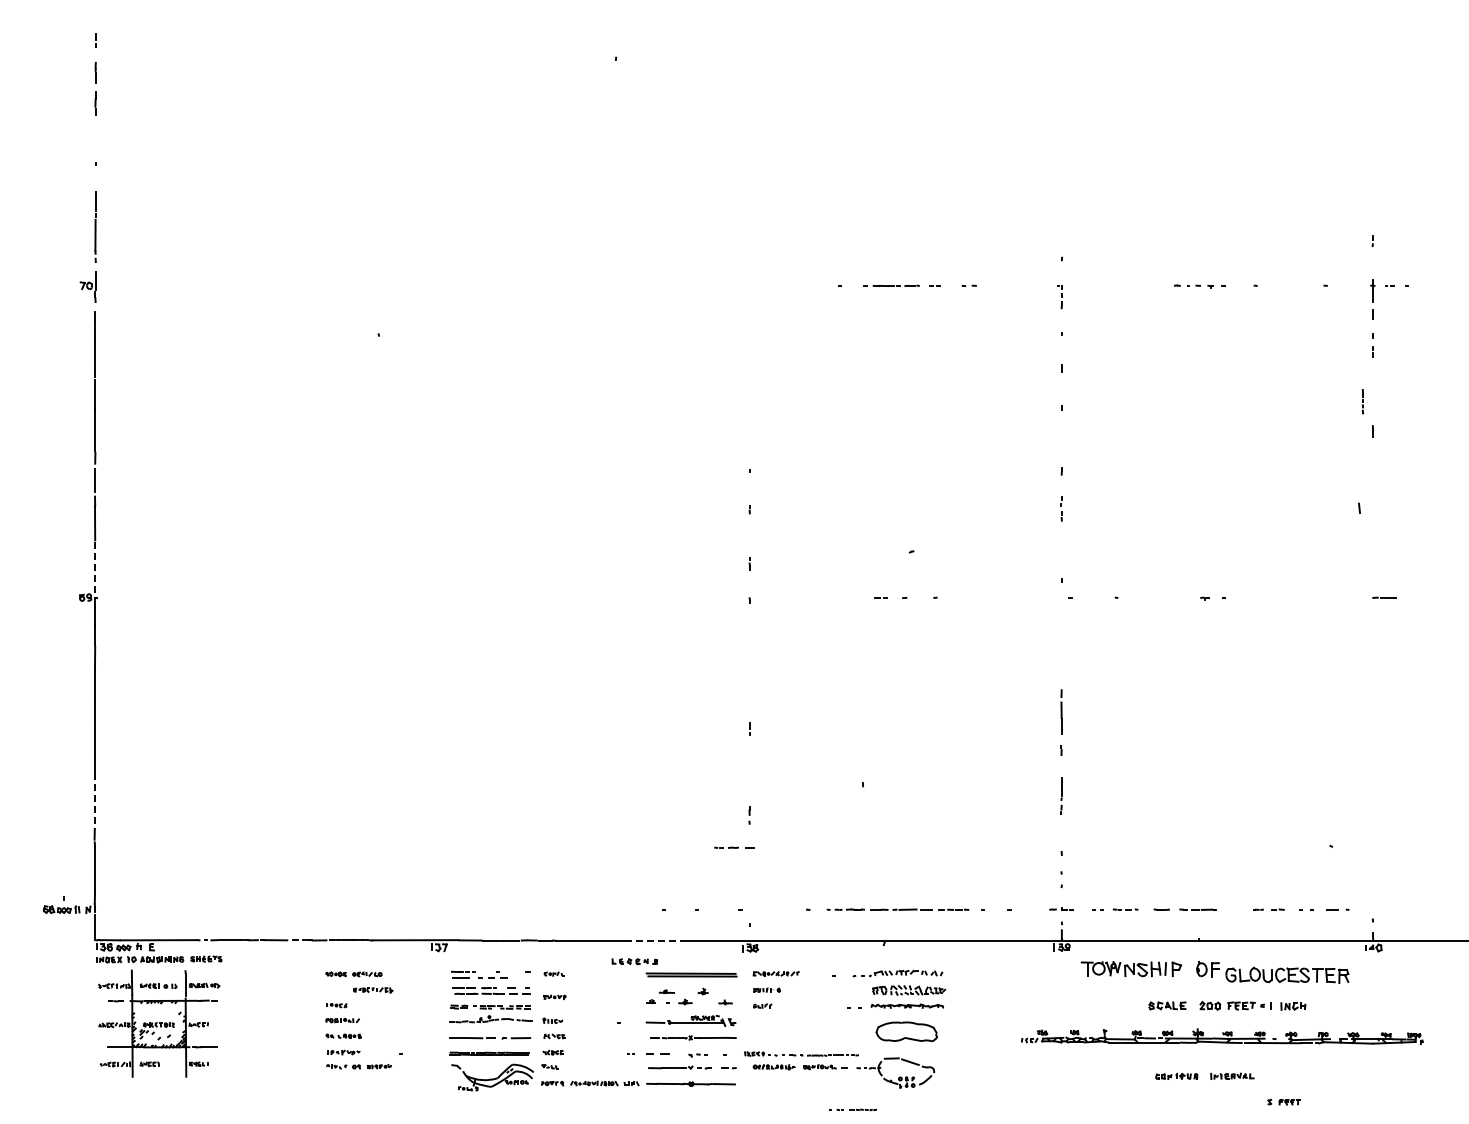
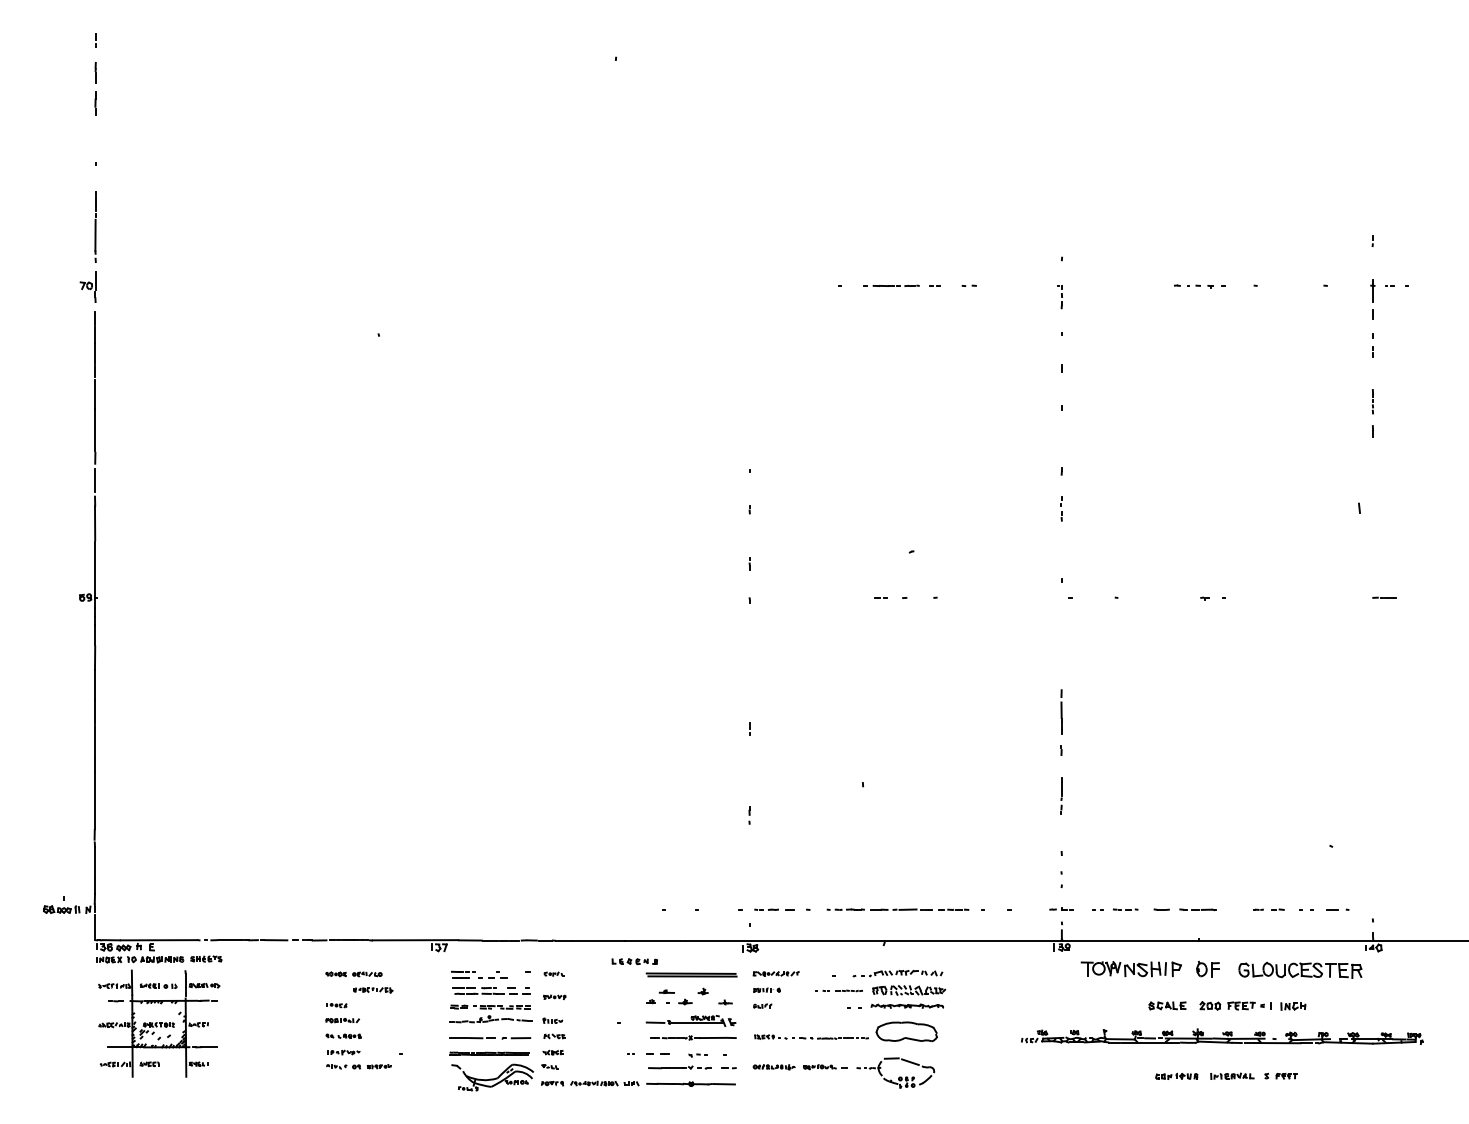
line position: (1362, 401) -> (1372, 401) (1372, 401)
line: dashed -> solid (95, 571)
line: dashed -> solid (94, 801)
part position: (734, 847) -> (774, 909) (774, 909)
line: dashed -> solid (655, 940)
part position: (1287, 974) -> (1300, 969) (1300, 969)
part position: (801, 1053) -> (811, 1036) (811, 1036)
part position: (1283, 1101) -> (1280, 1075) (1280, 1075)
part position: (852, 1109) -> (838, 990) (838, 990)
